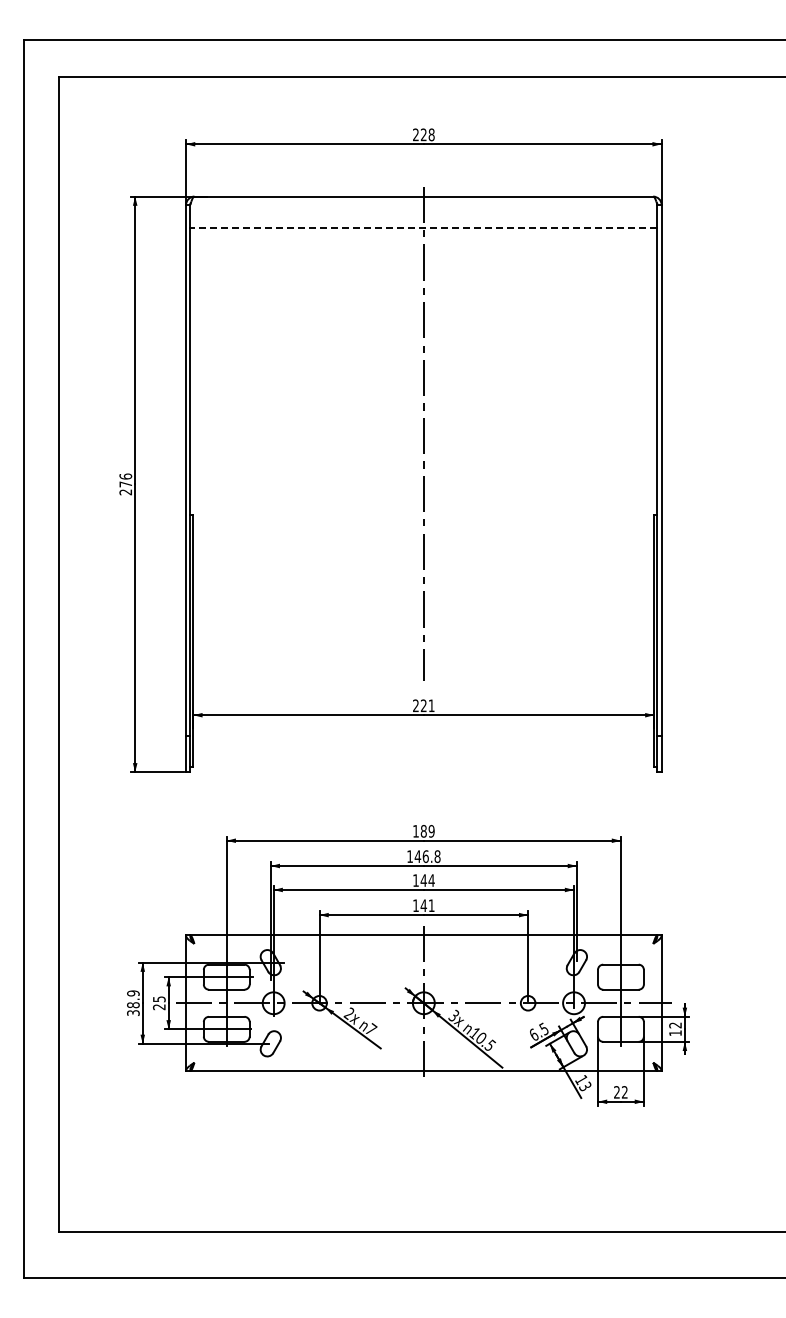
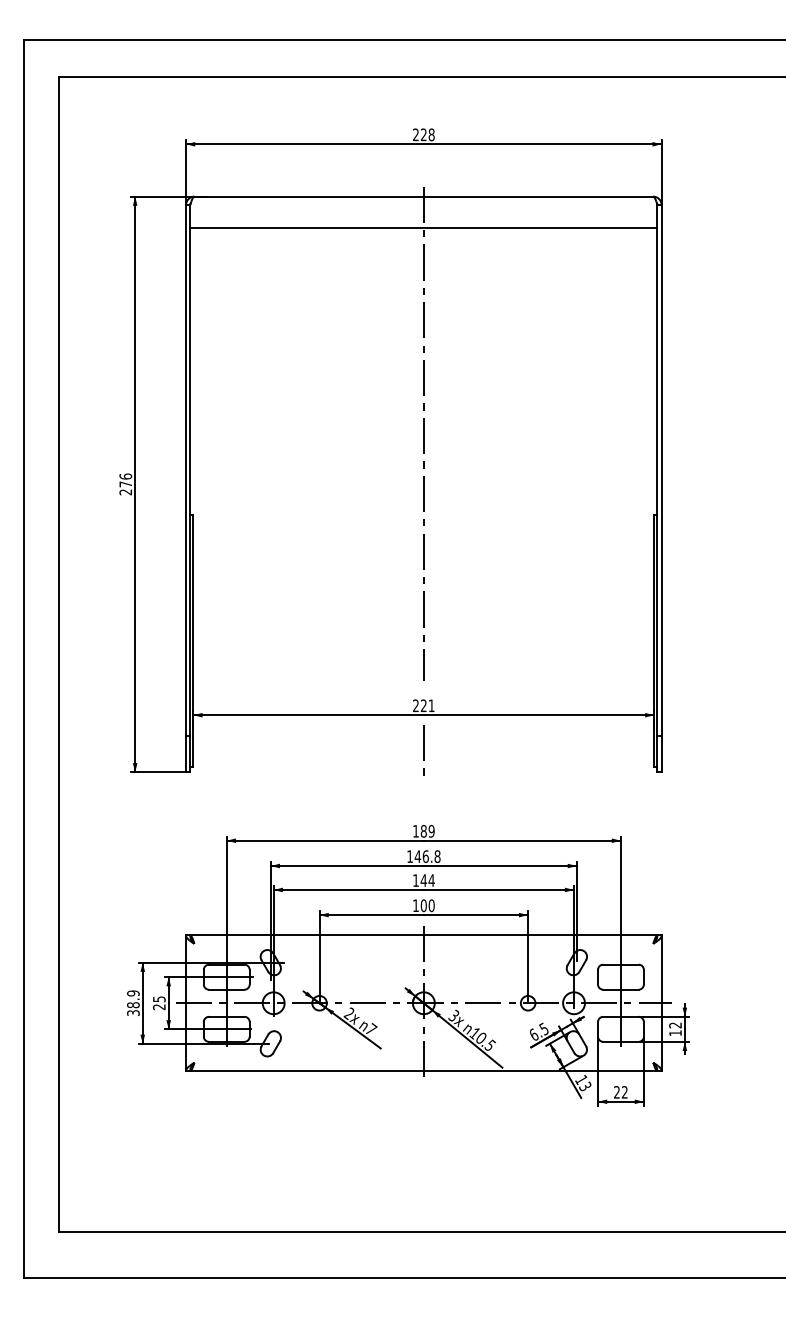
line: dashed -> solid (423, 227)
line: none -> present (423, 750)
text: 141 -> 100 (427, 905)
